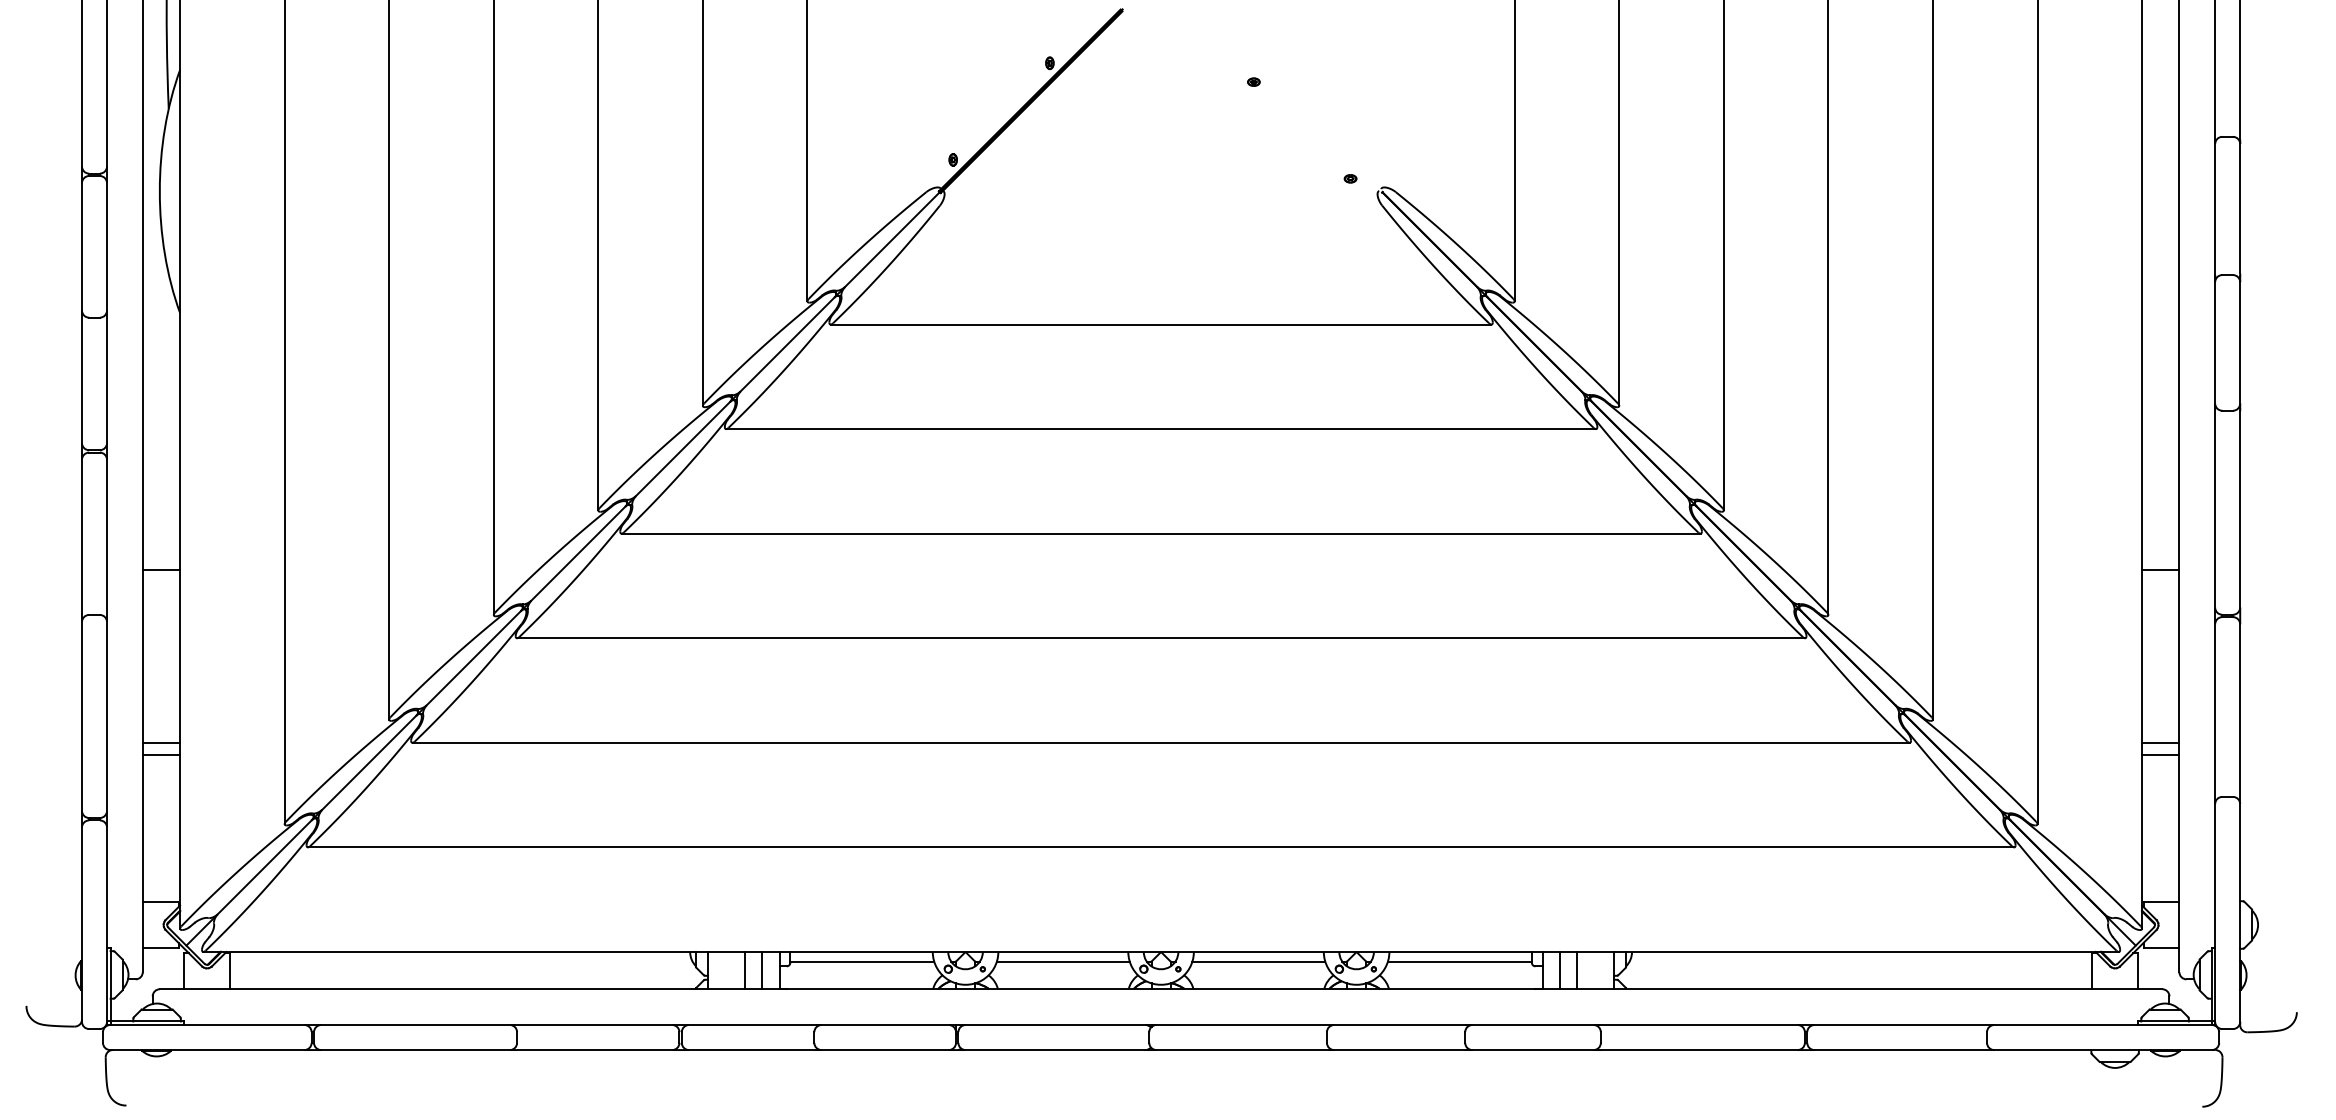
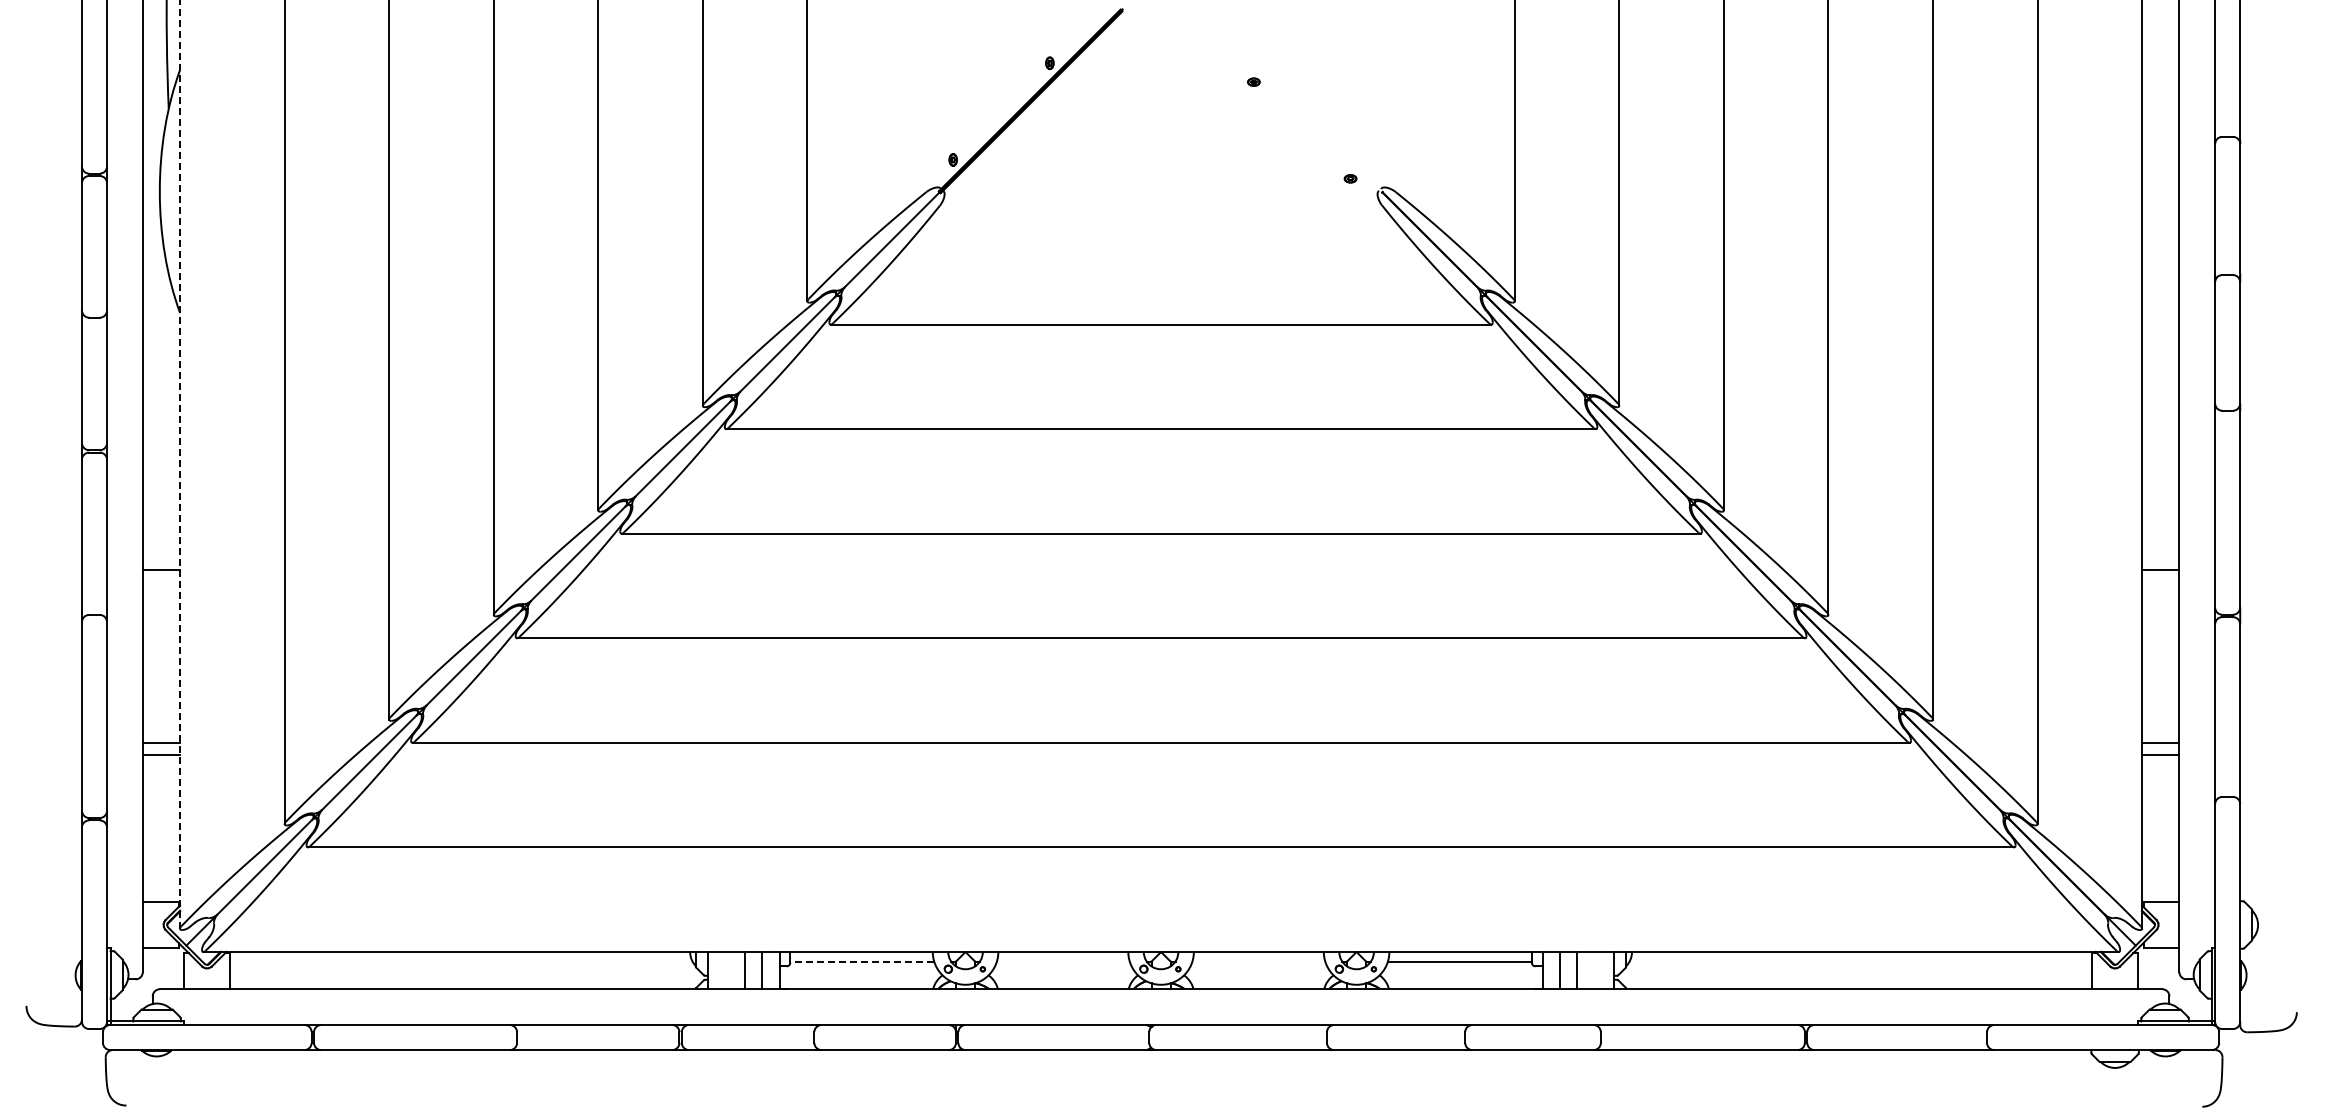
line: solid -> dashed (180, 464)
line: solid -> dashed (862, 961)
line: present -> none (1062, 961)
line: present -> none (1258, 961)
